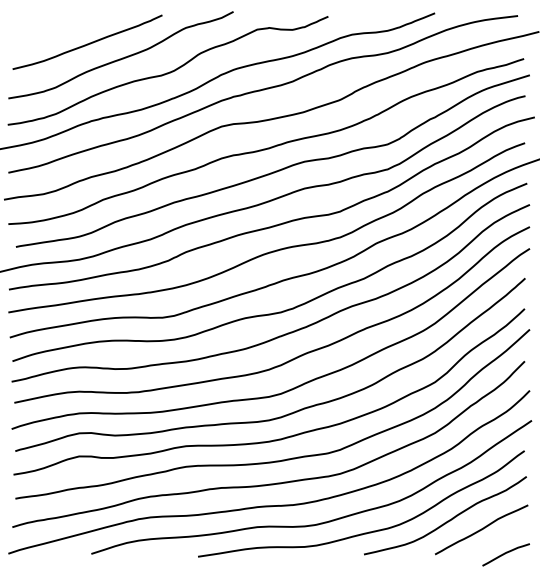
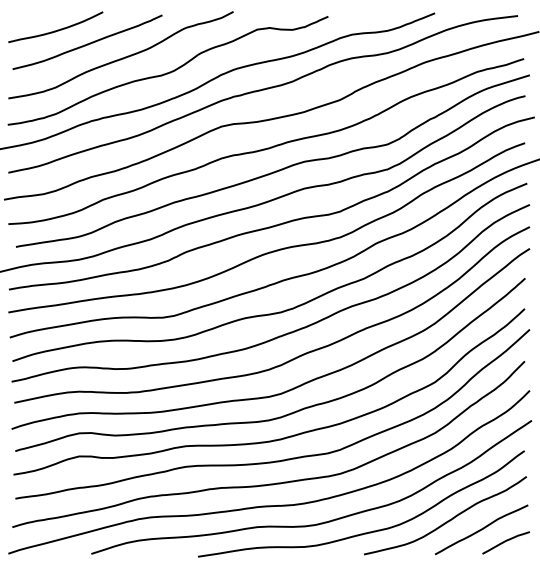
curve: none -> present (57, 29)
curve position: (505, 554) -> (505, 542) (505, 542)
